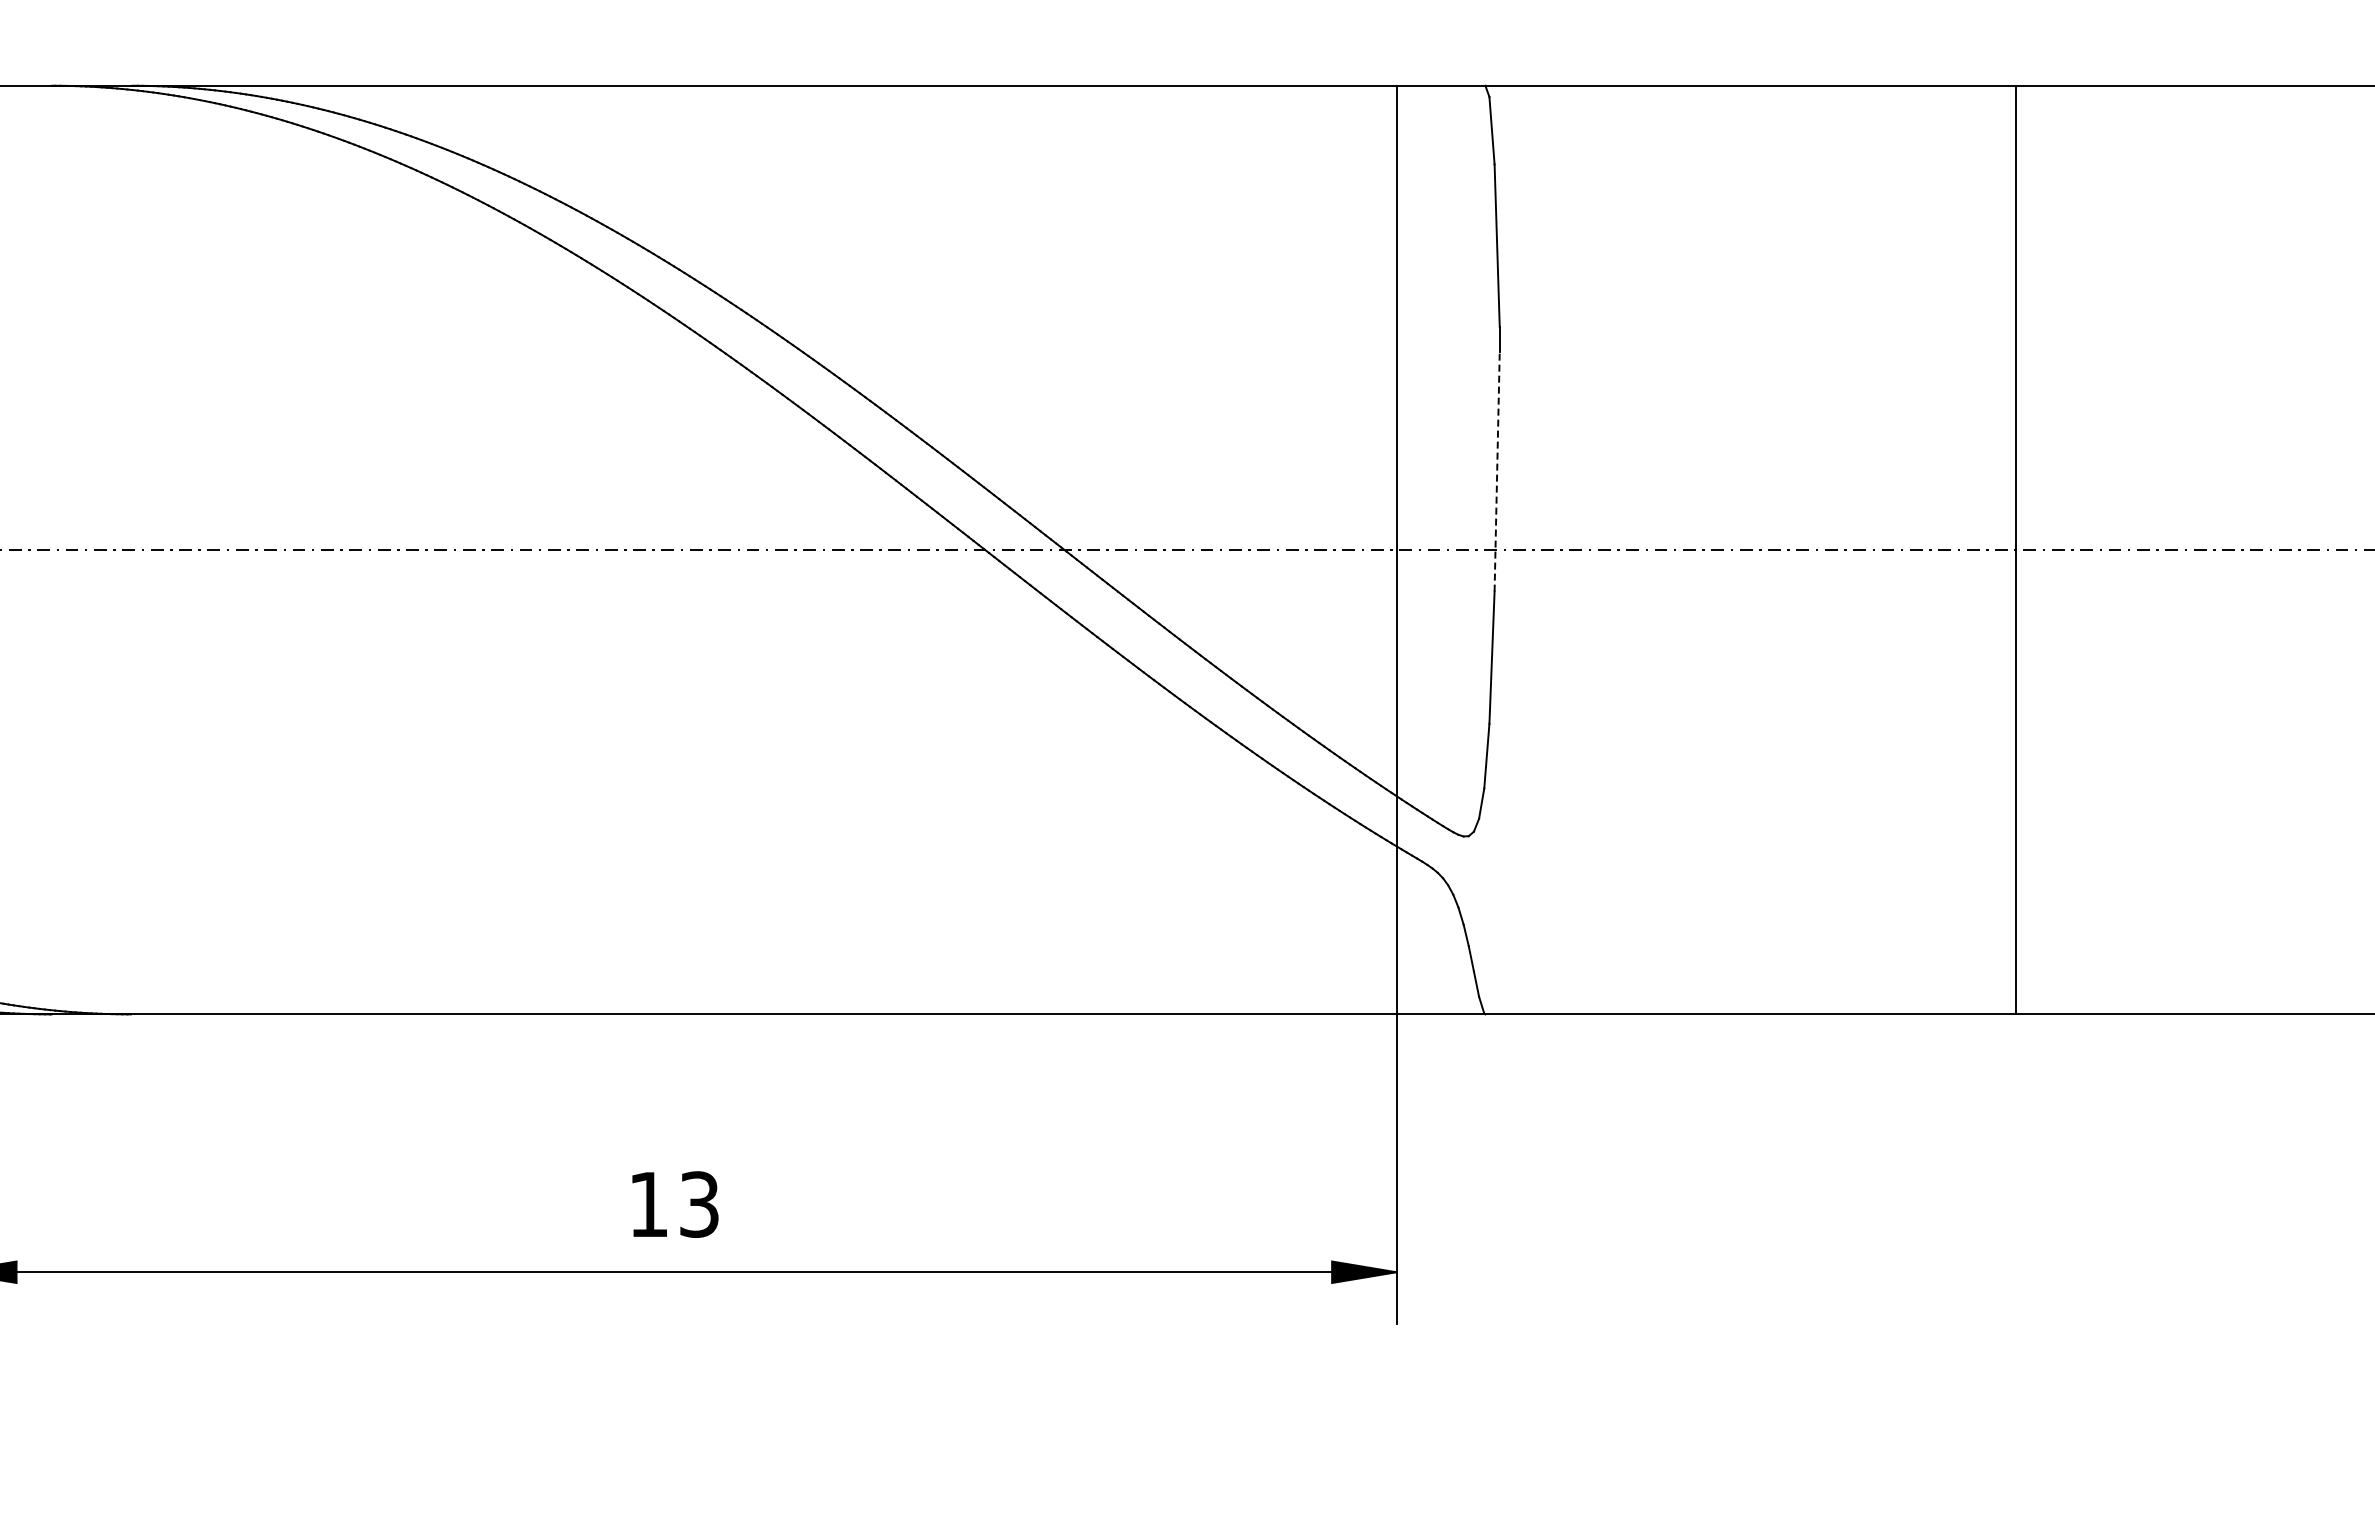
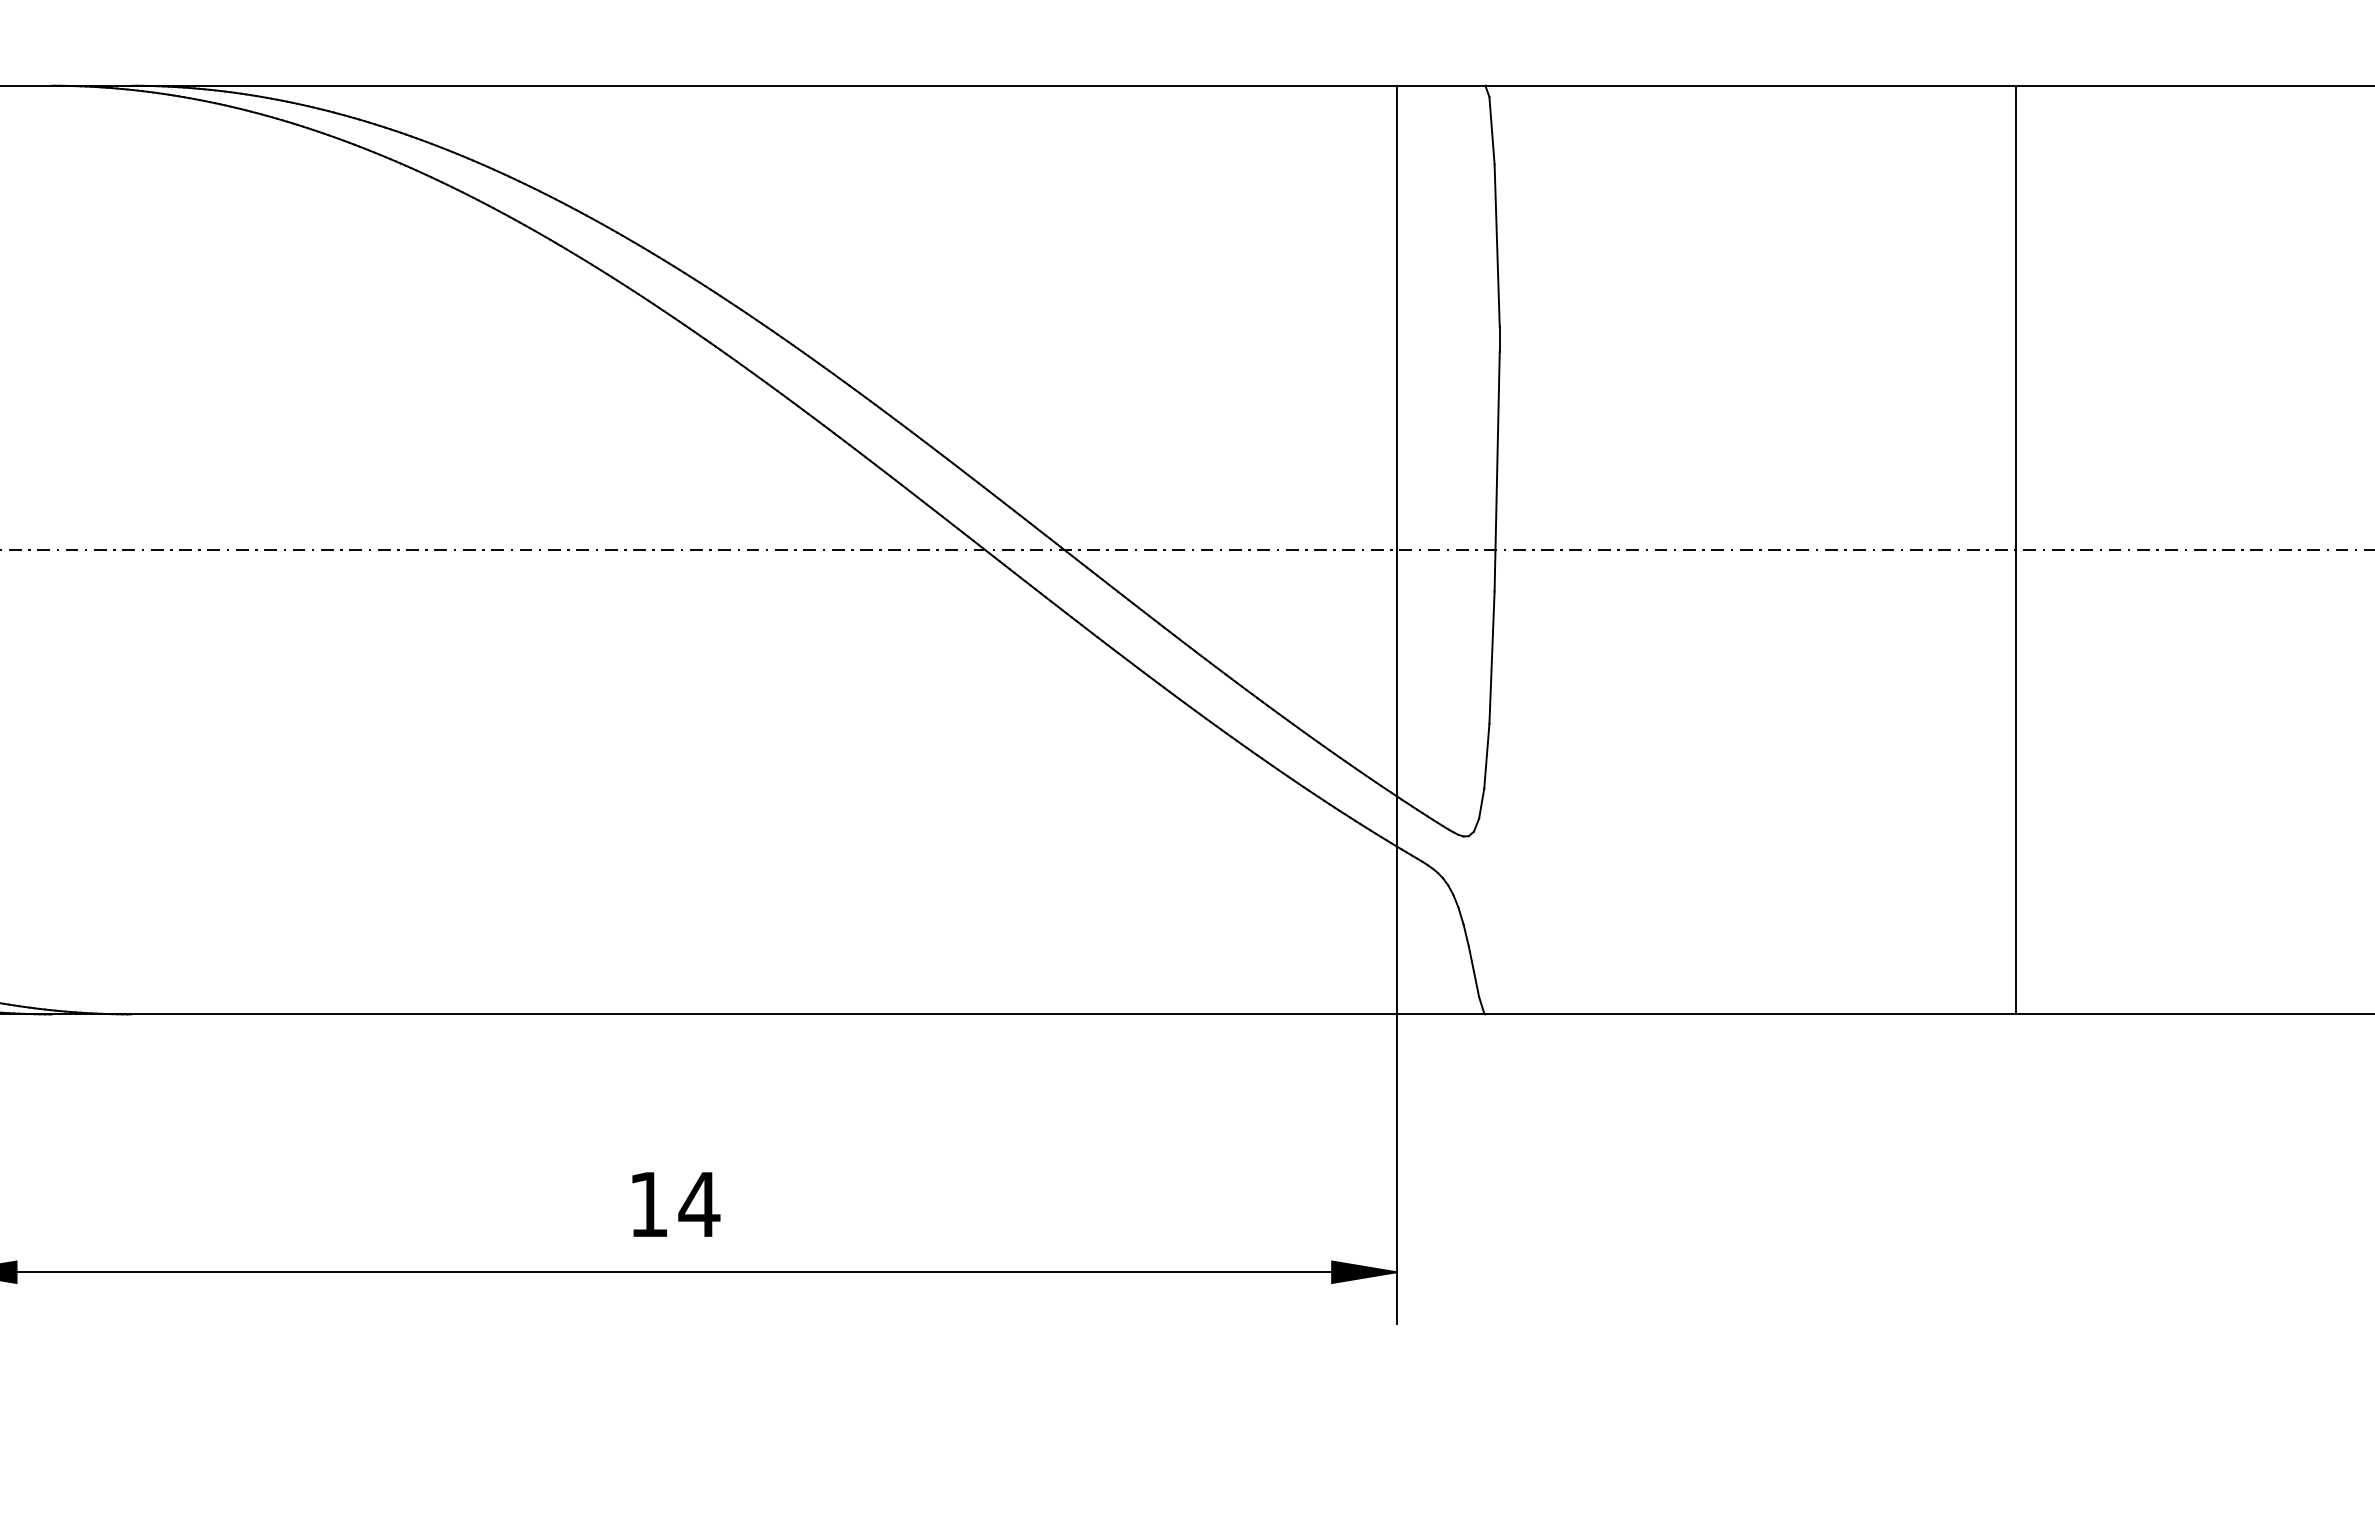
line: dashed -> solid (1497, 471)
text: 13 -> 14 (699, 1204)
